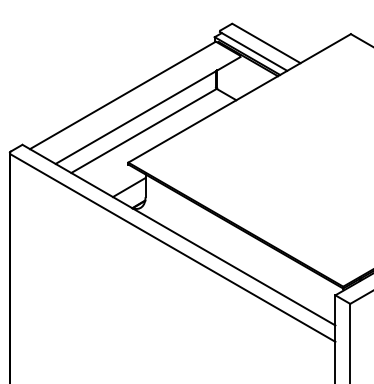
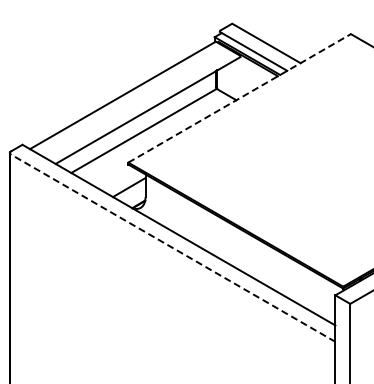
line: solid -> dashed (240, 98)
line: solid -> dashed (172, 248)
